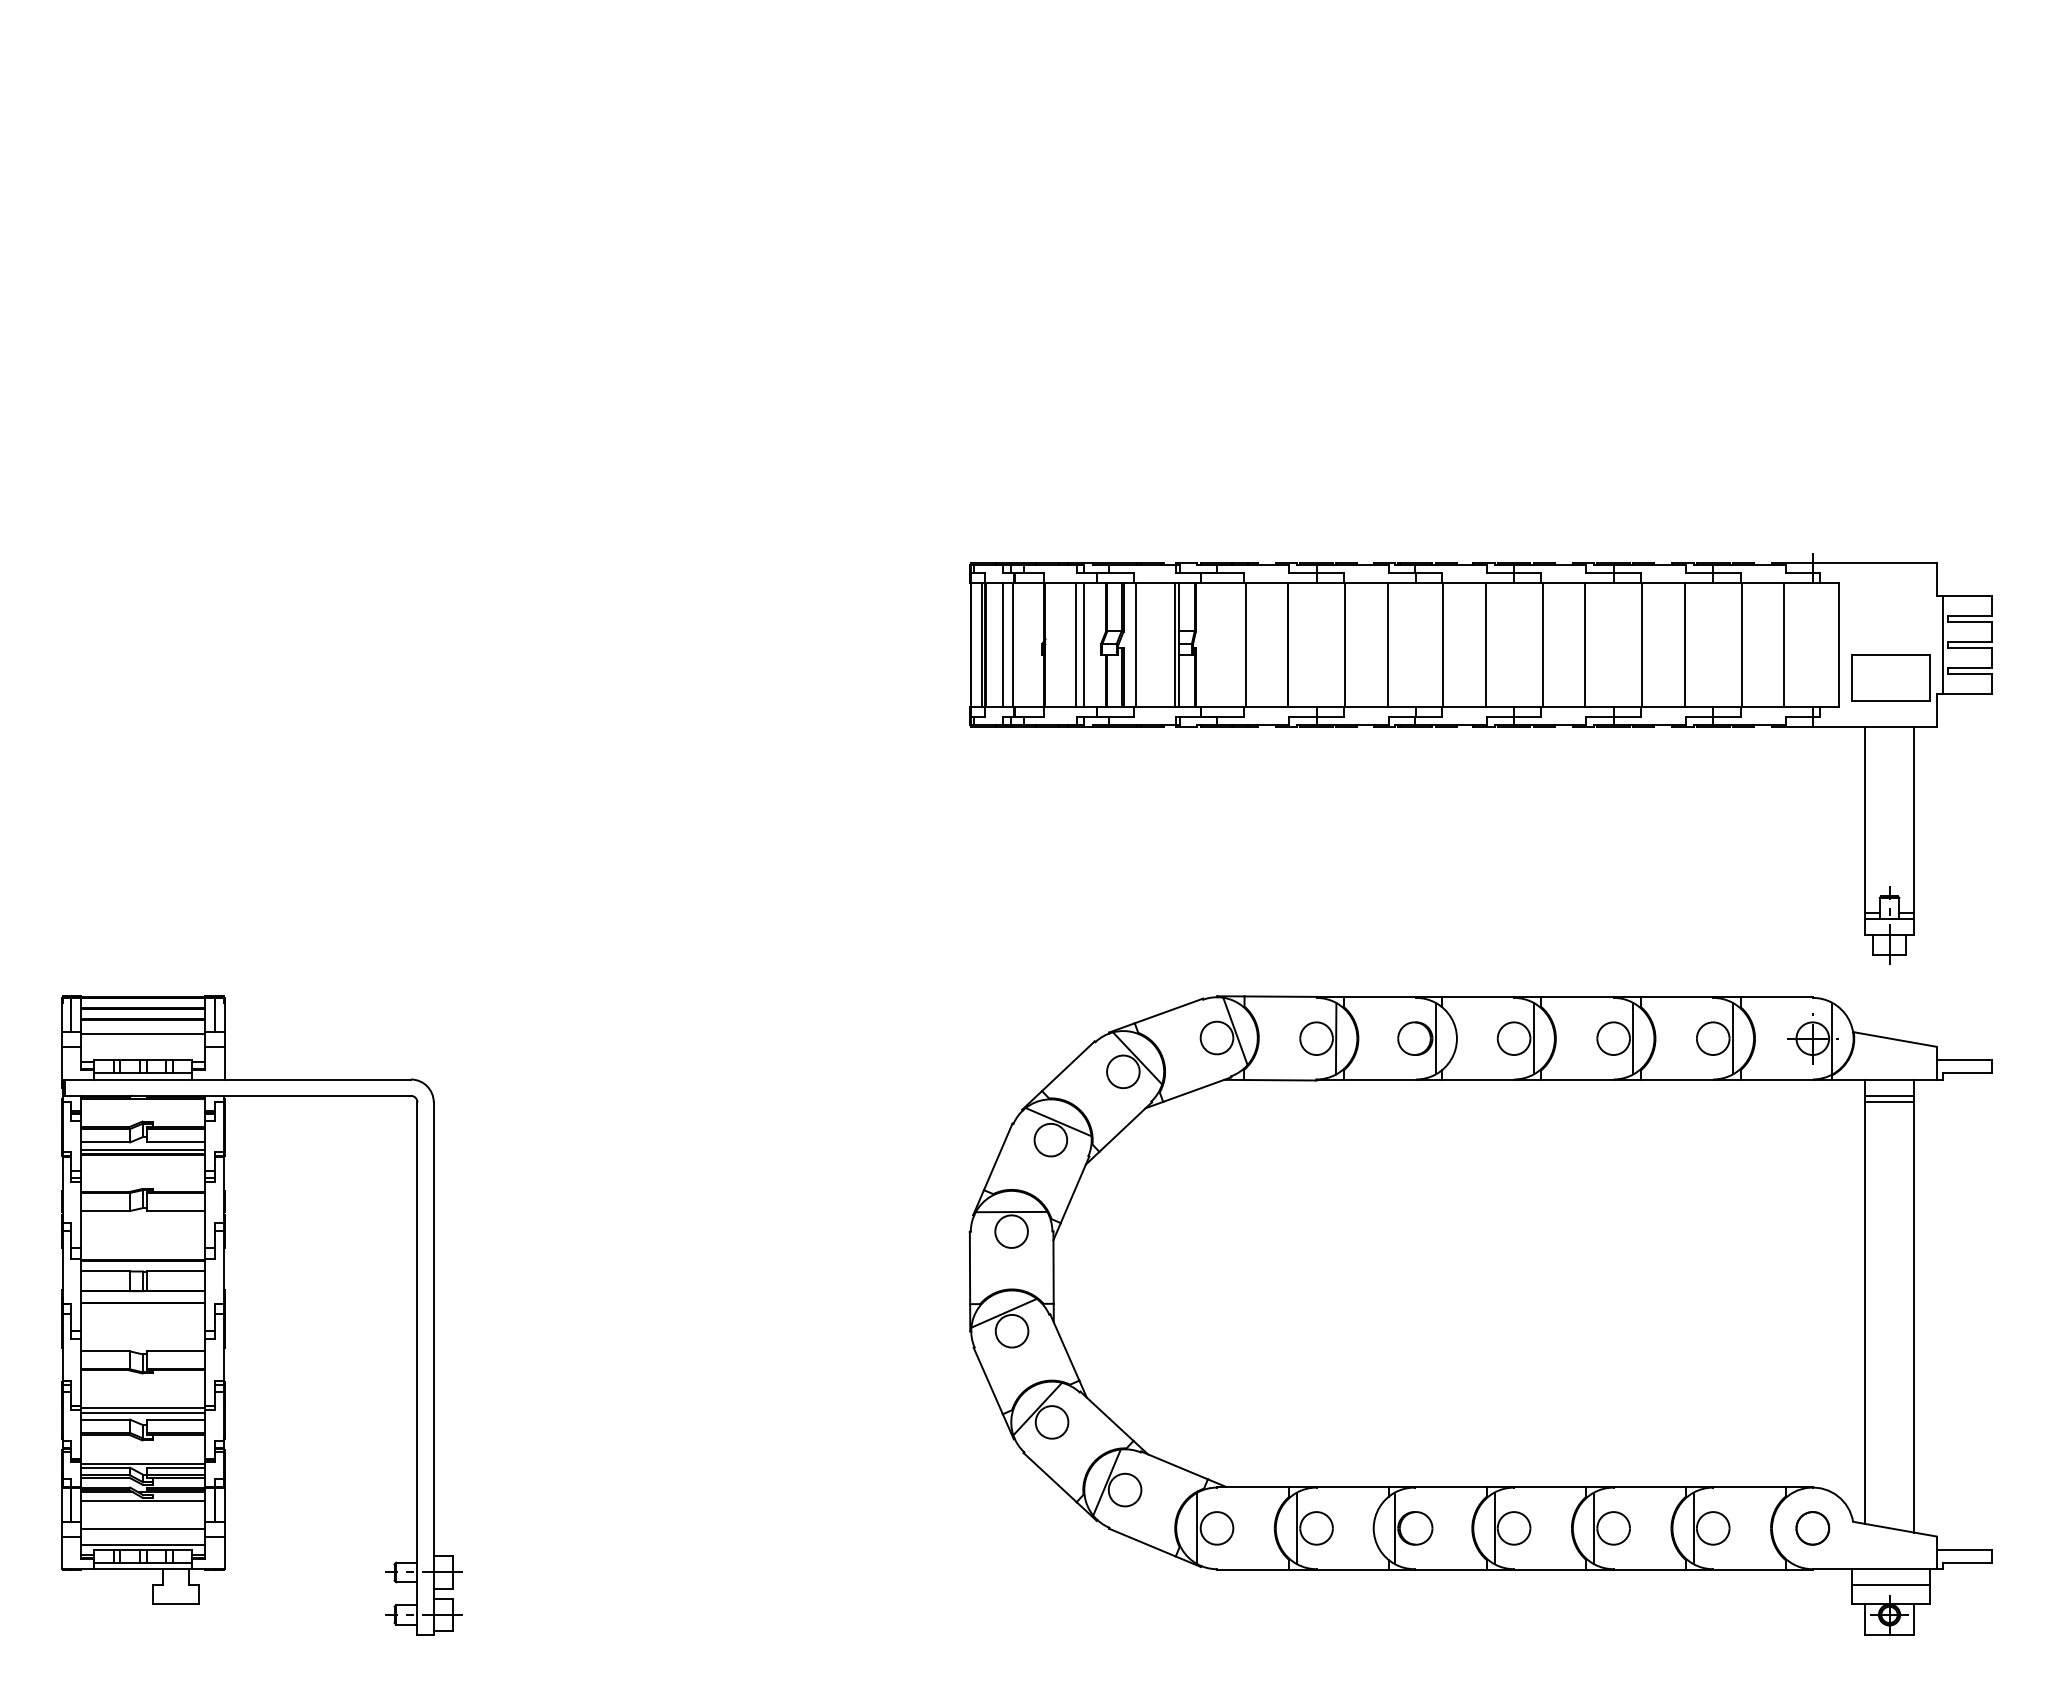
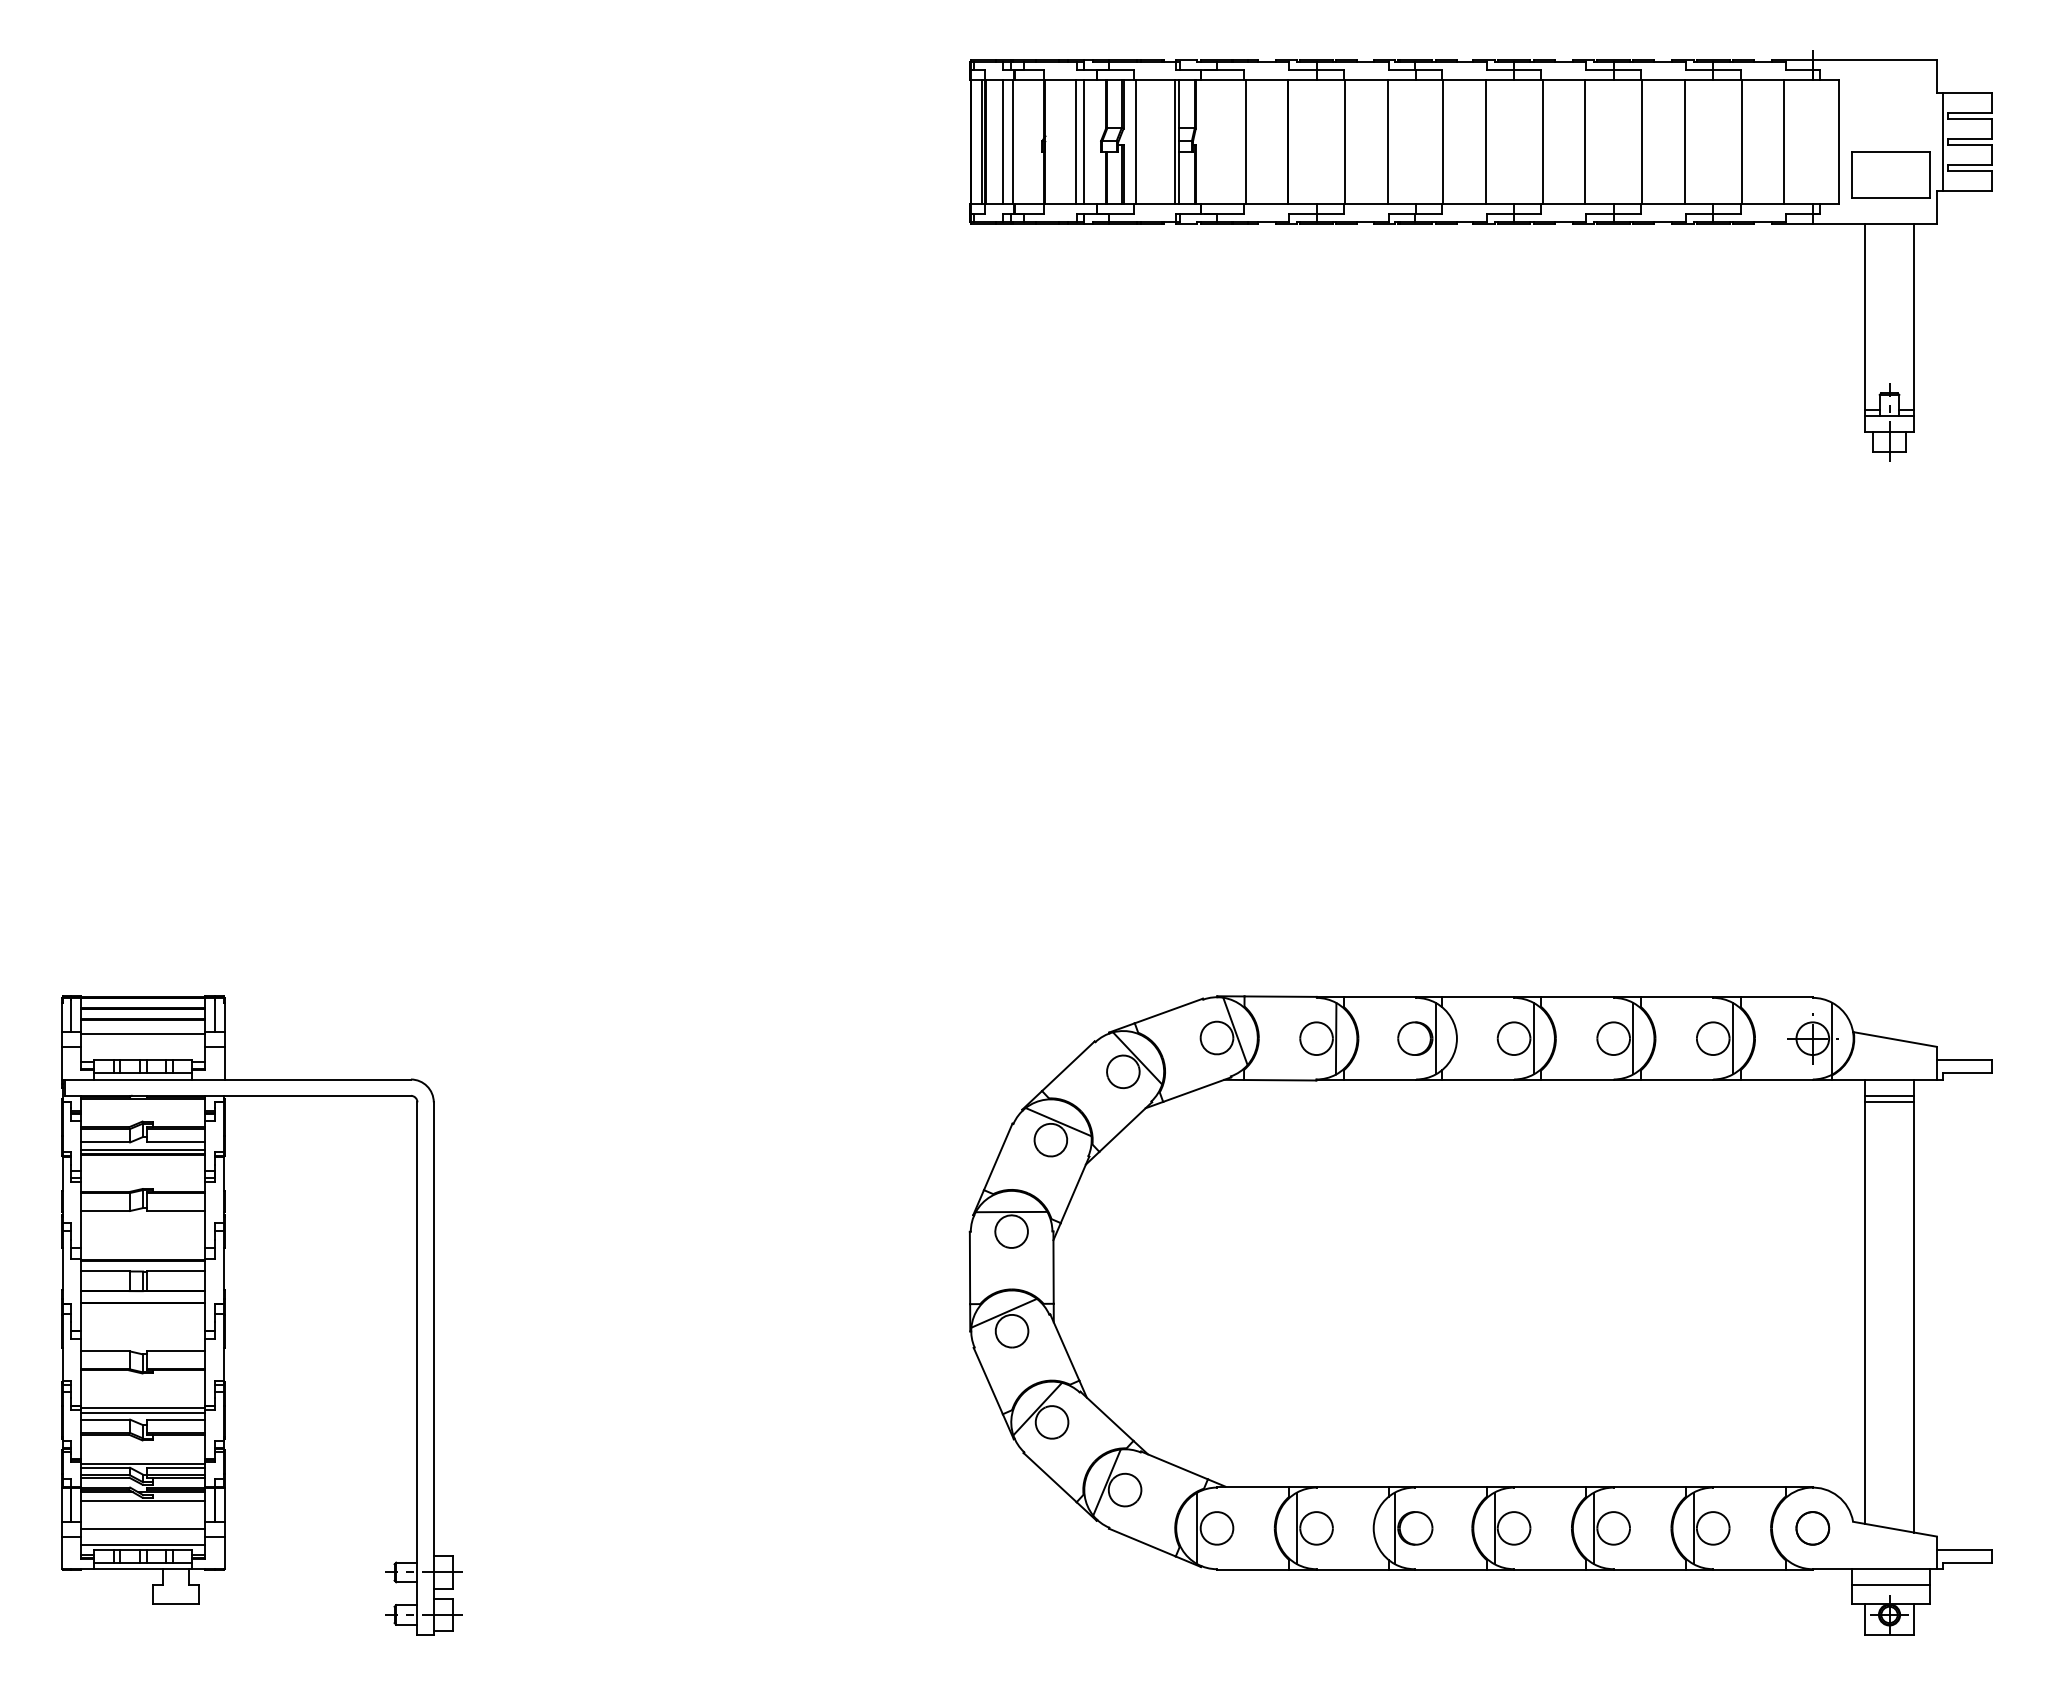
part position: (1480, 727) -> (1480, 224) (1480, 224)
